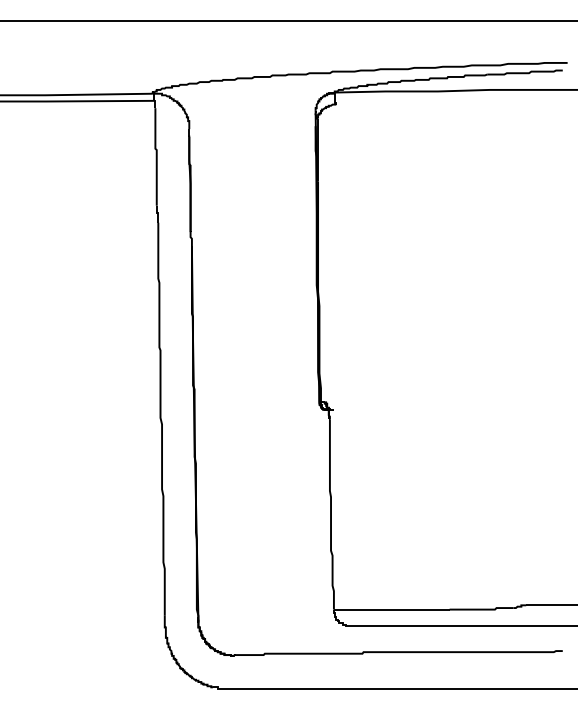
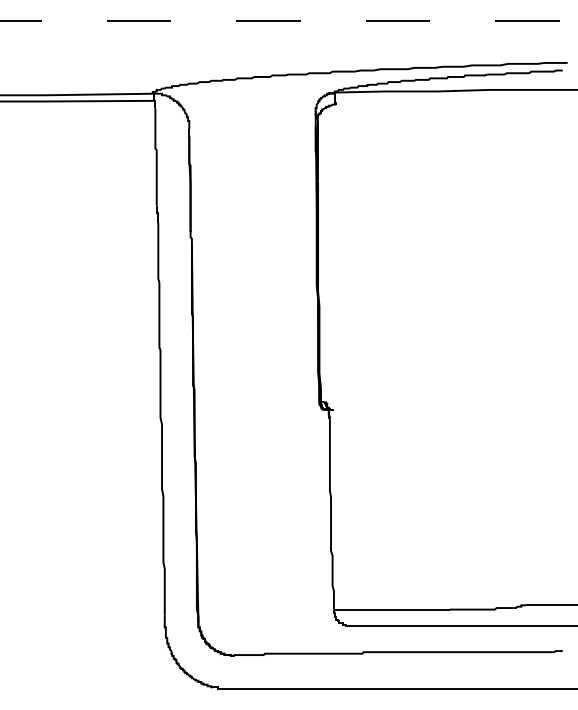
line: solid -> dashed (289, 21)
